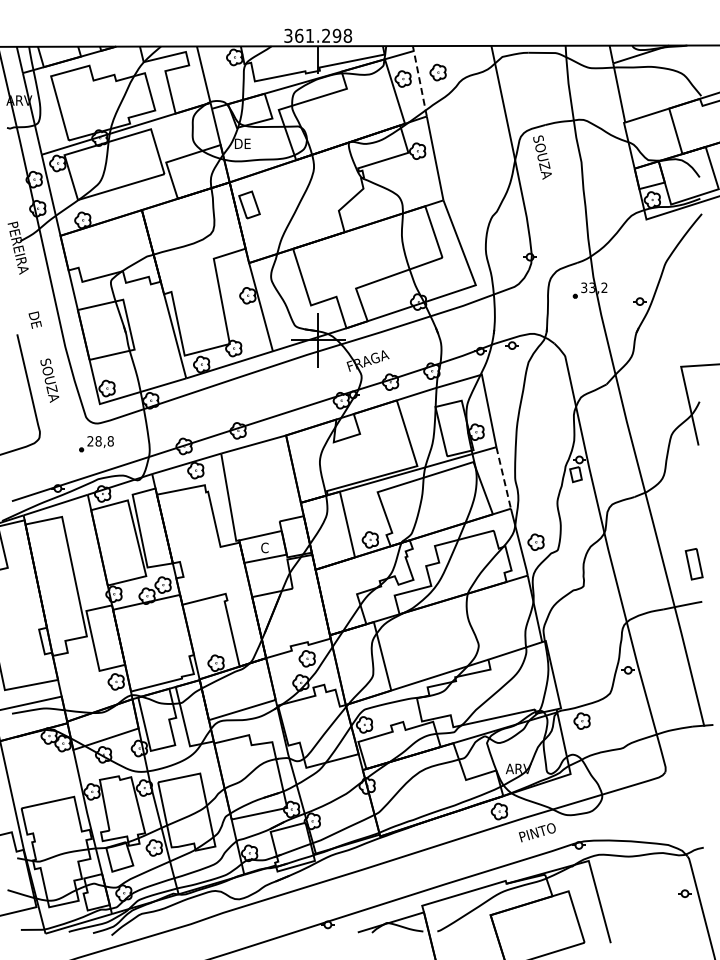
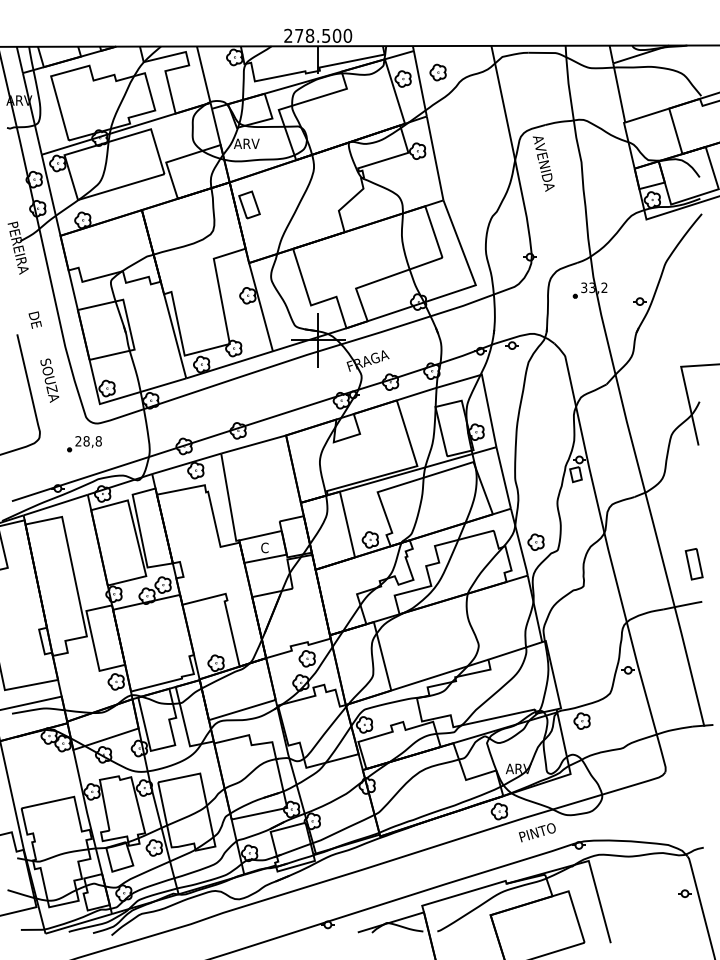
text: 361.298 -> 278.500 (318, 35)
line: dashed -> solid (420, 83)
text: DE -> ARV (246, 143)
text: SOUZA -> AVENIDA (543, 163)
part position: (96, 444) -> (84, 444) (84, 444)
line: dashed -> solid (503, 477)
